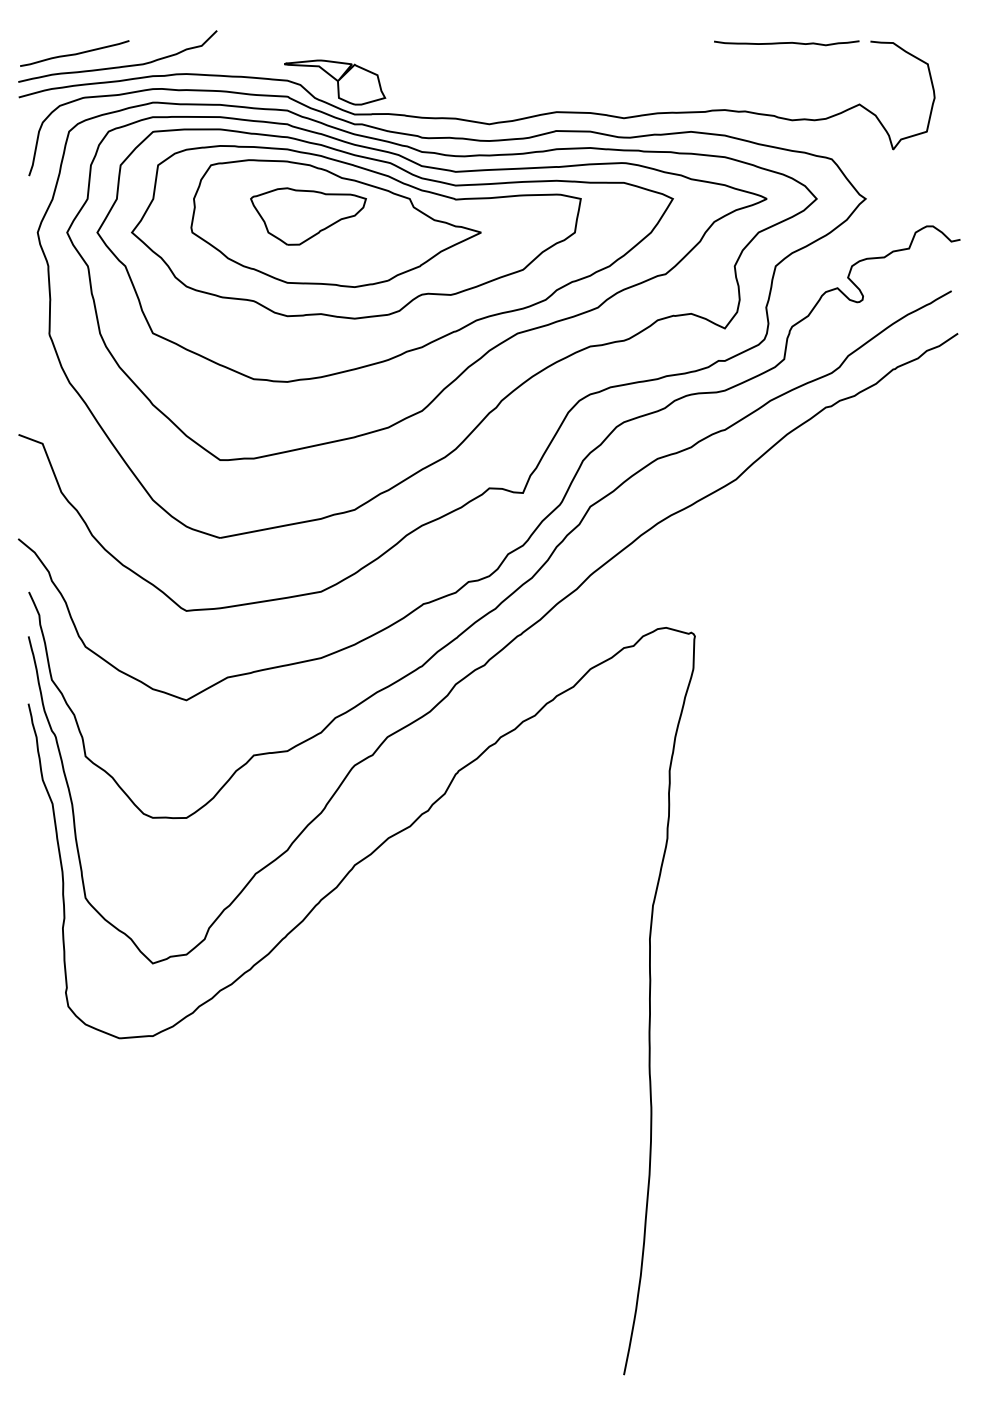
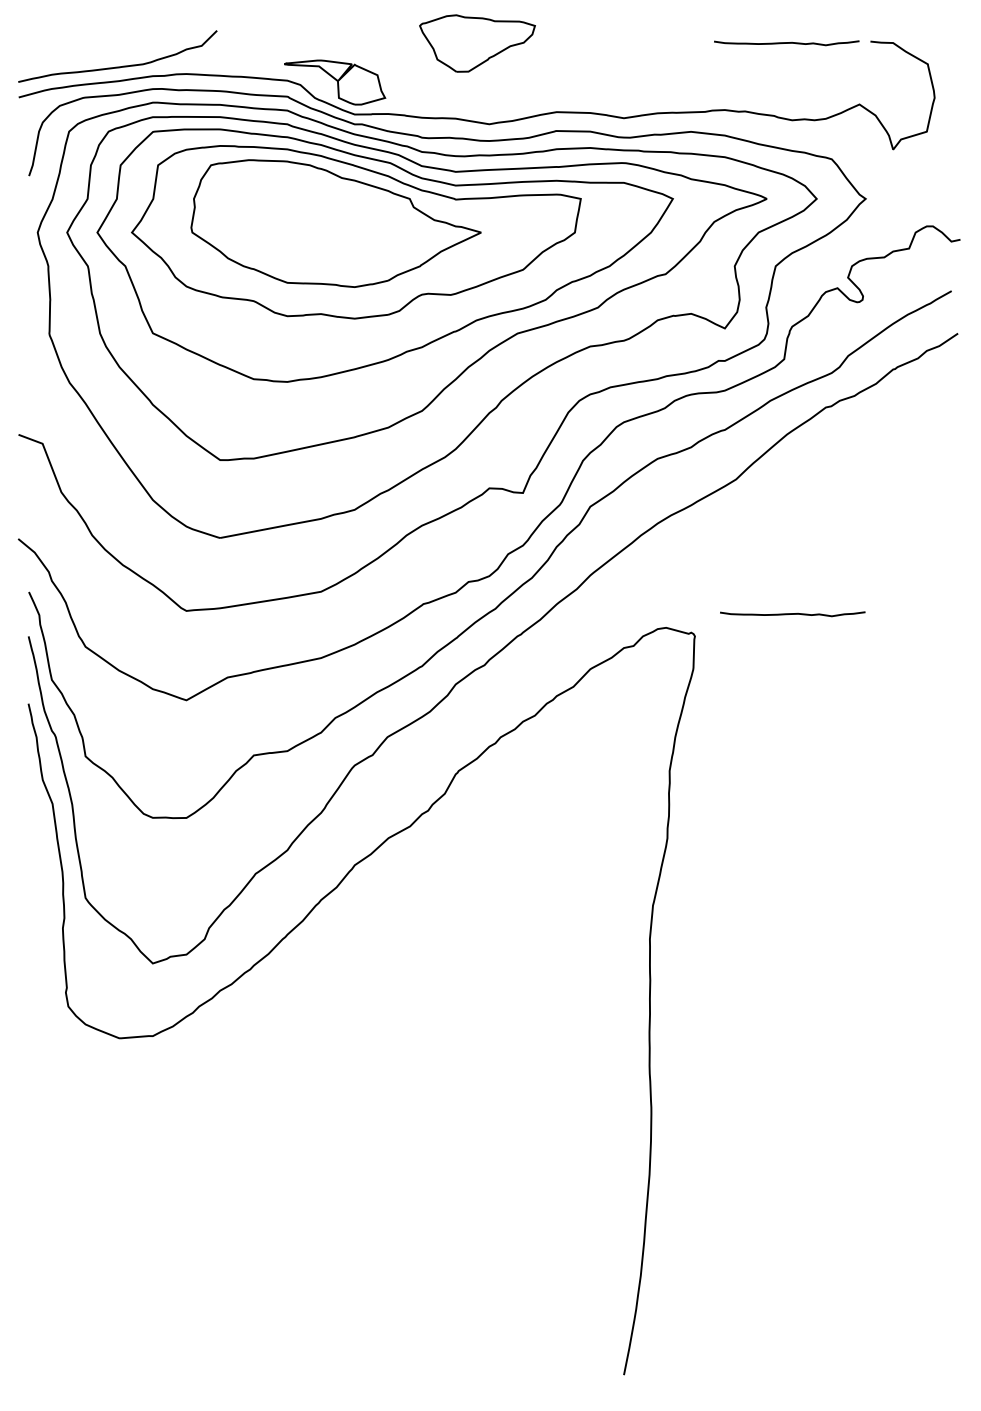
curve: present -> none (74, 53)
part position: (308, 216) -> (477, 43) (477, 43)
curve: none -> present (792, 614)
